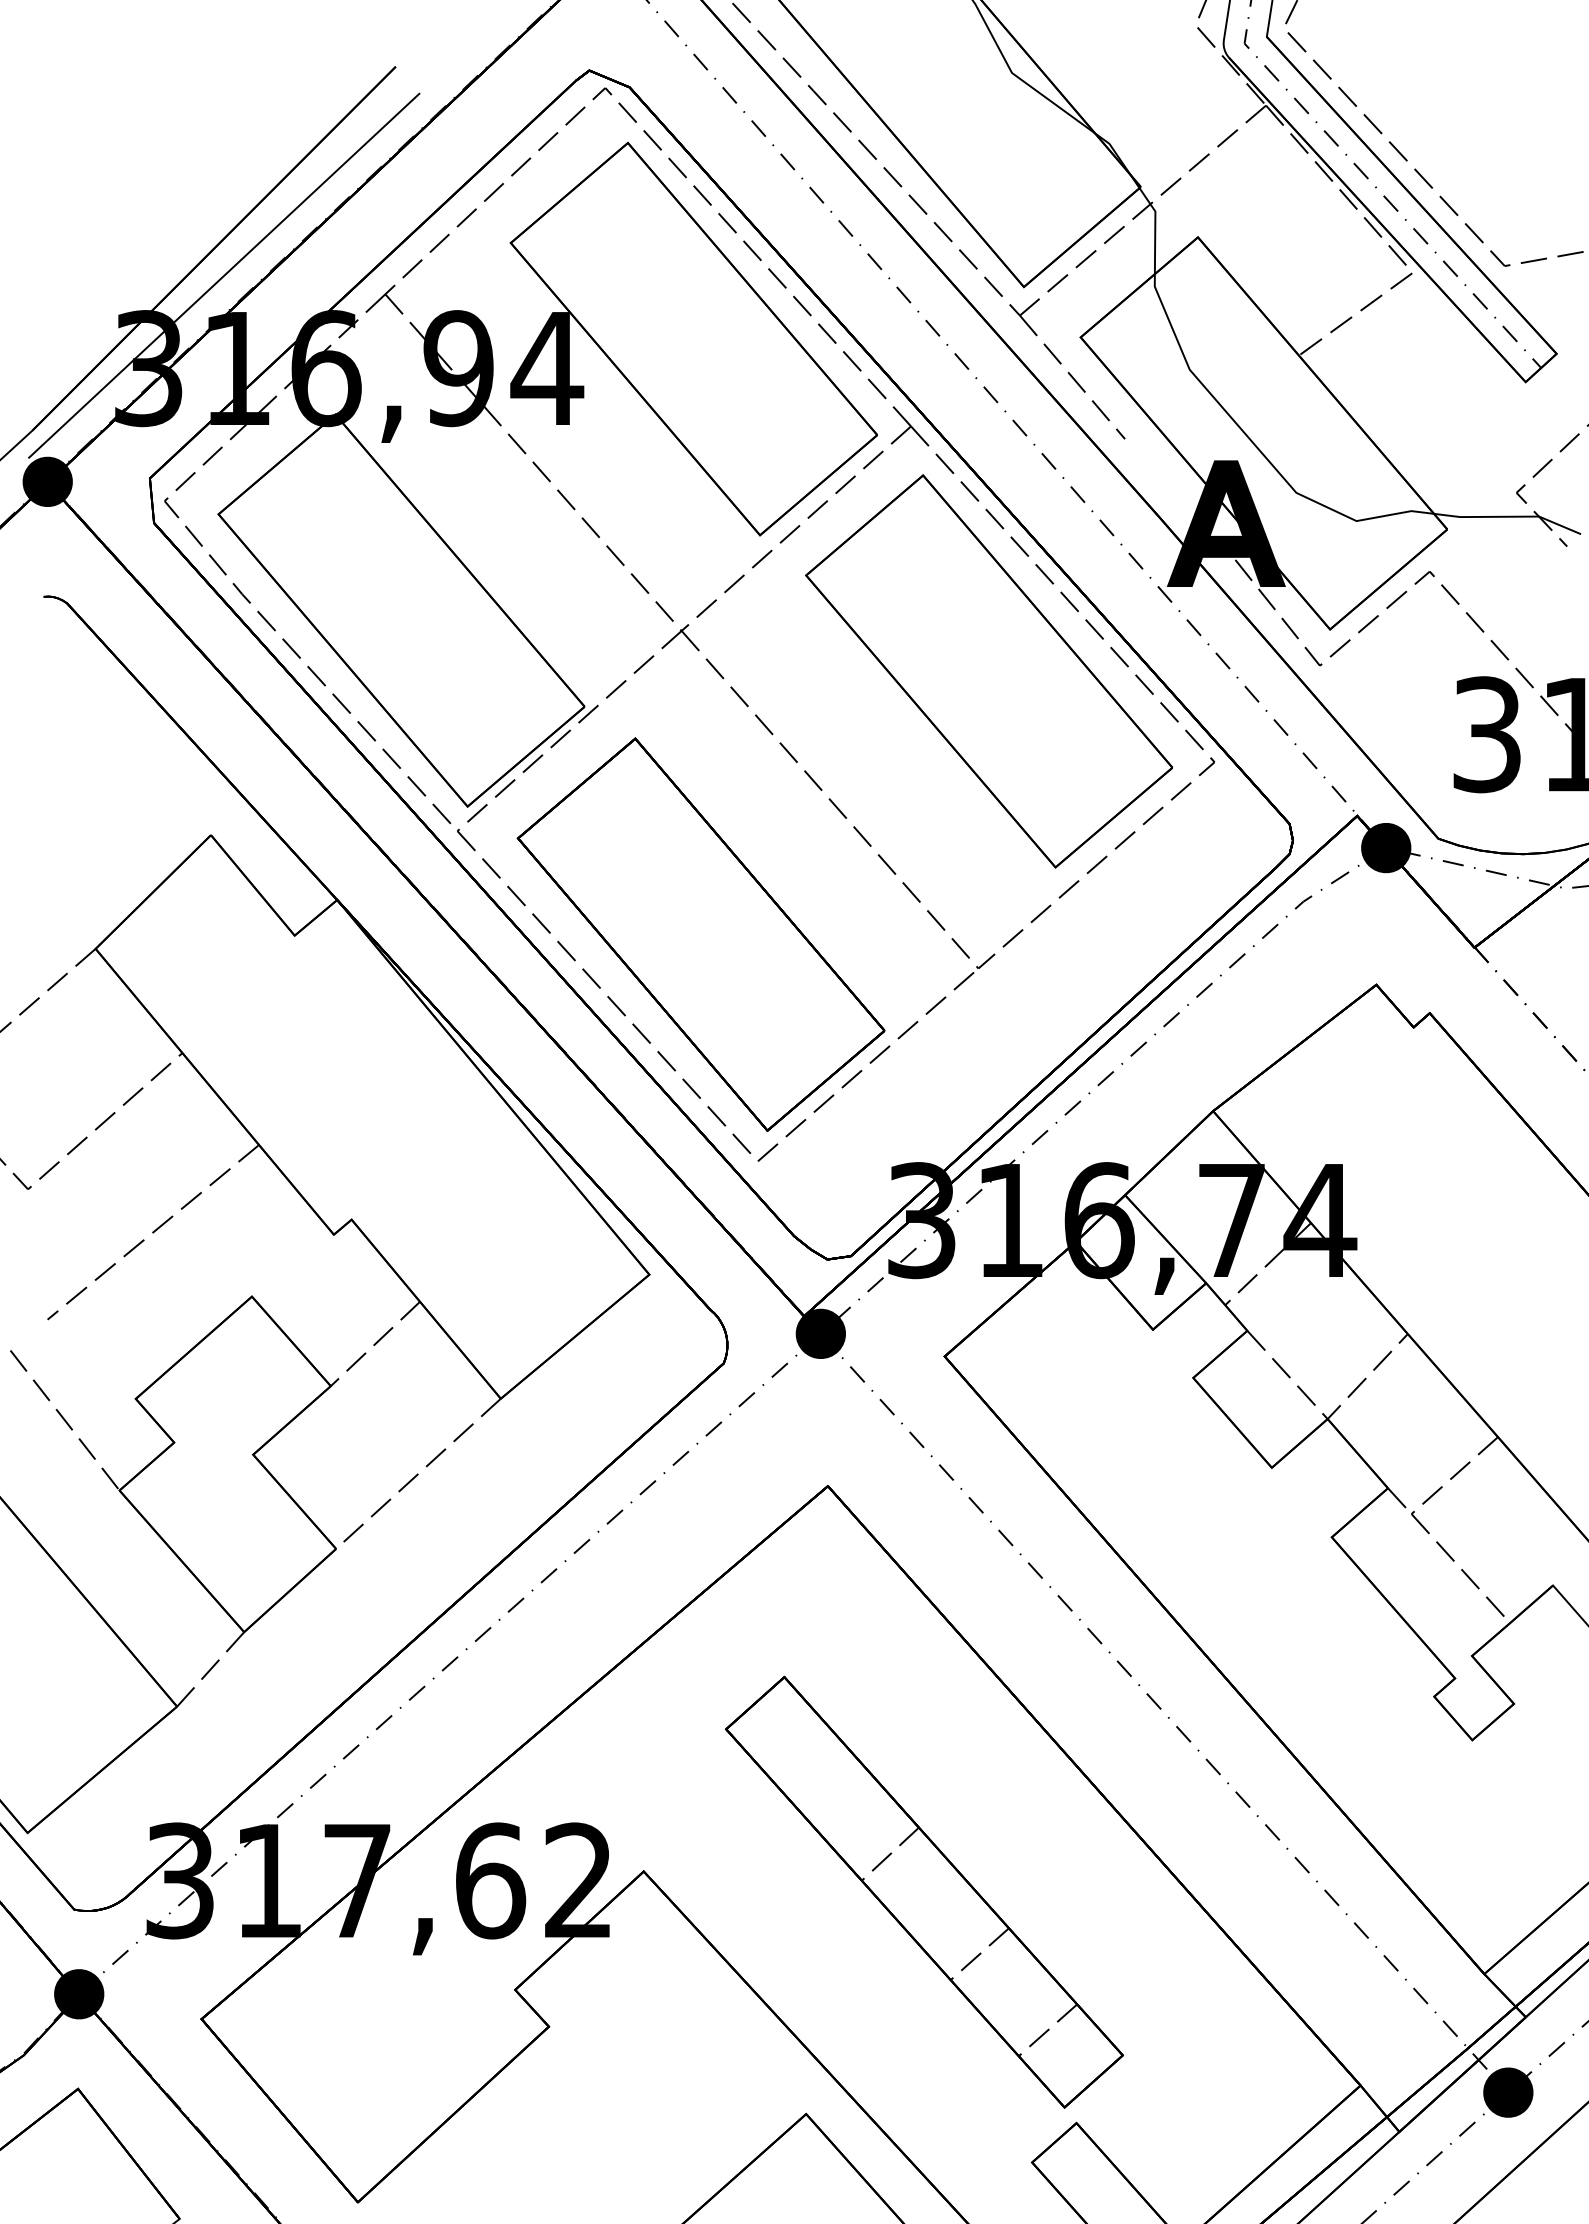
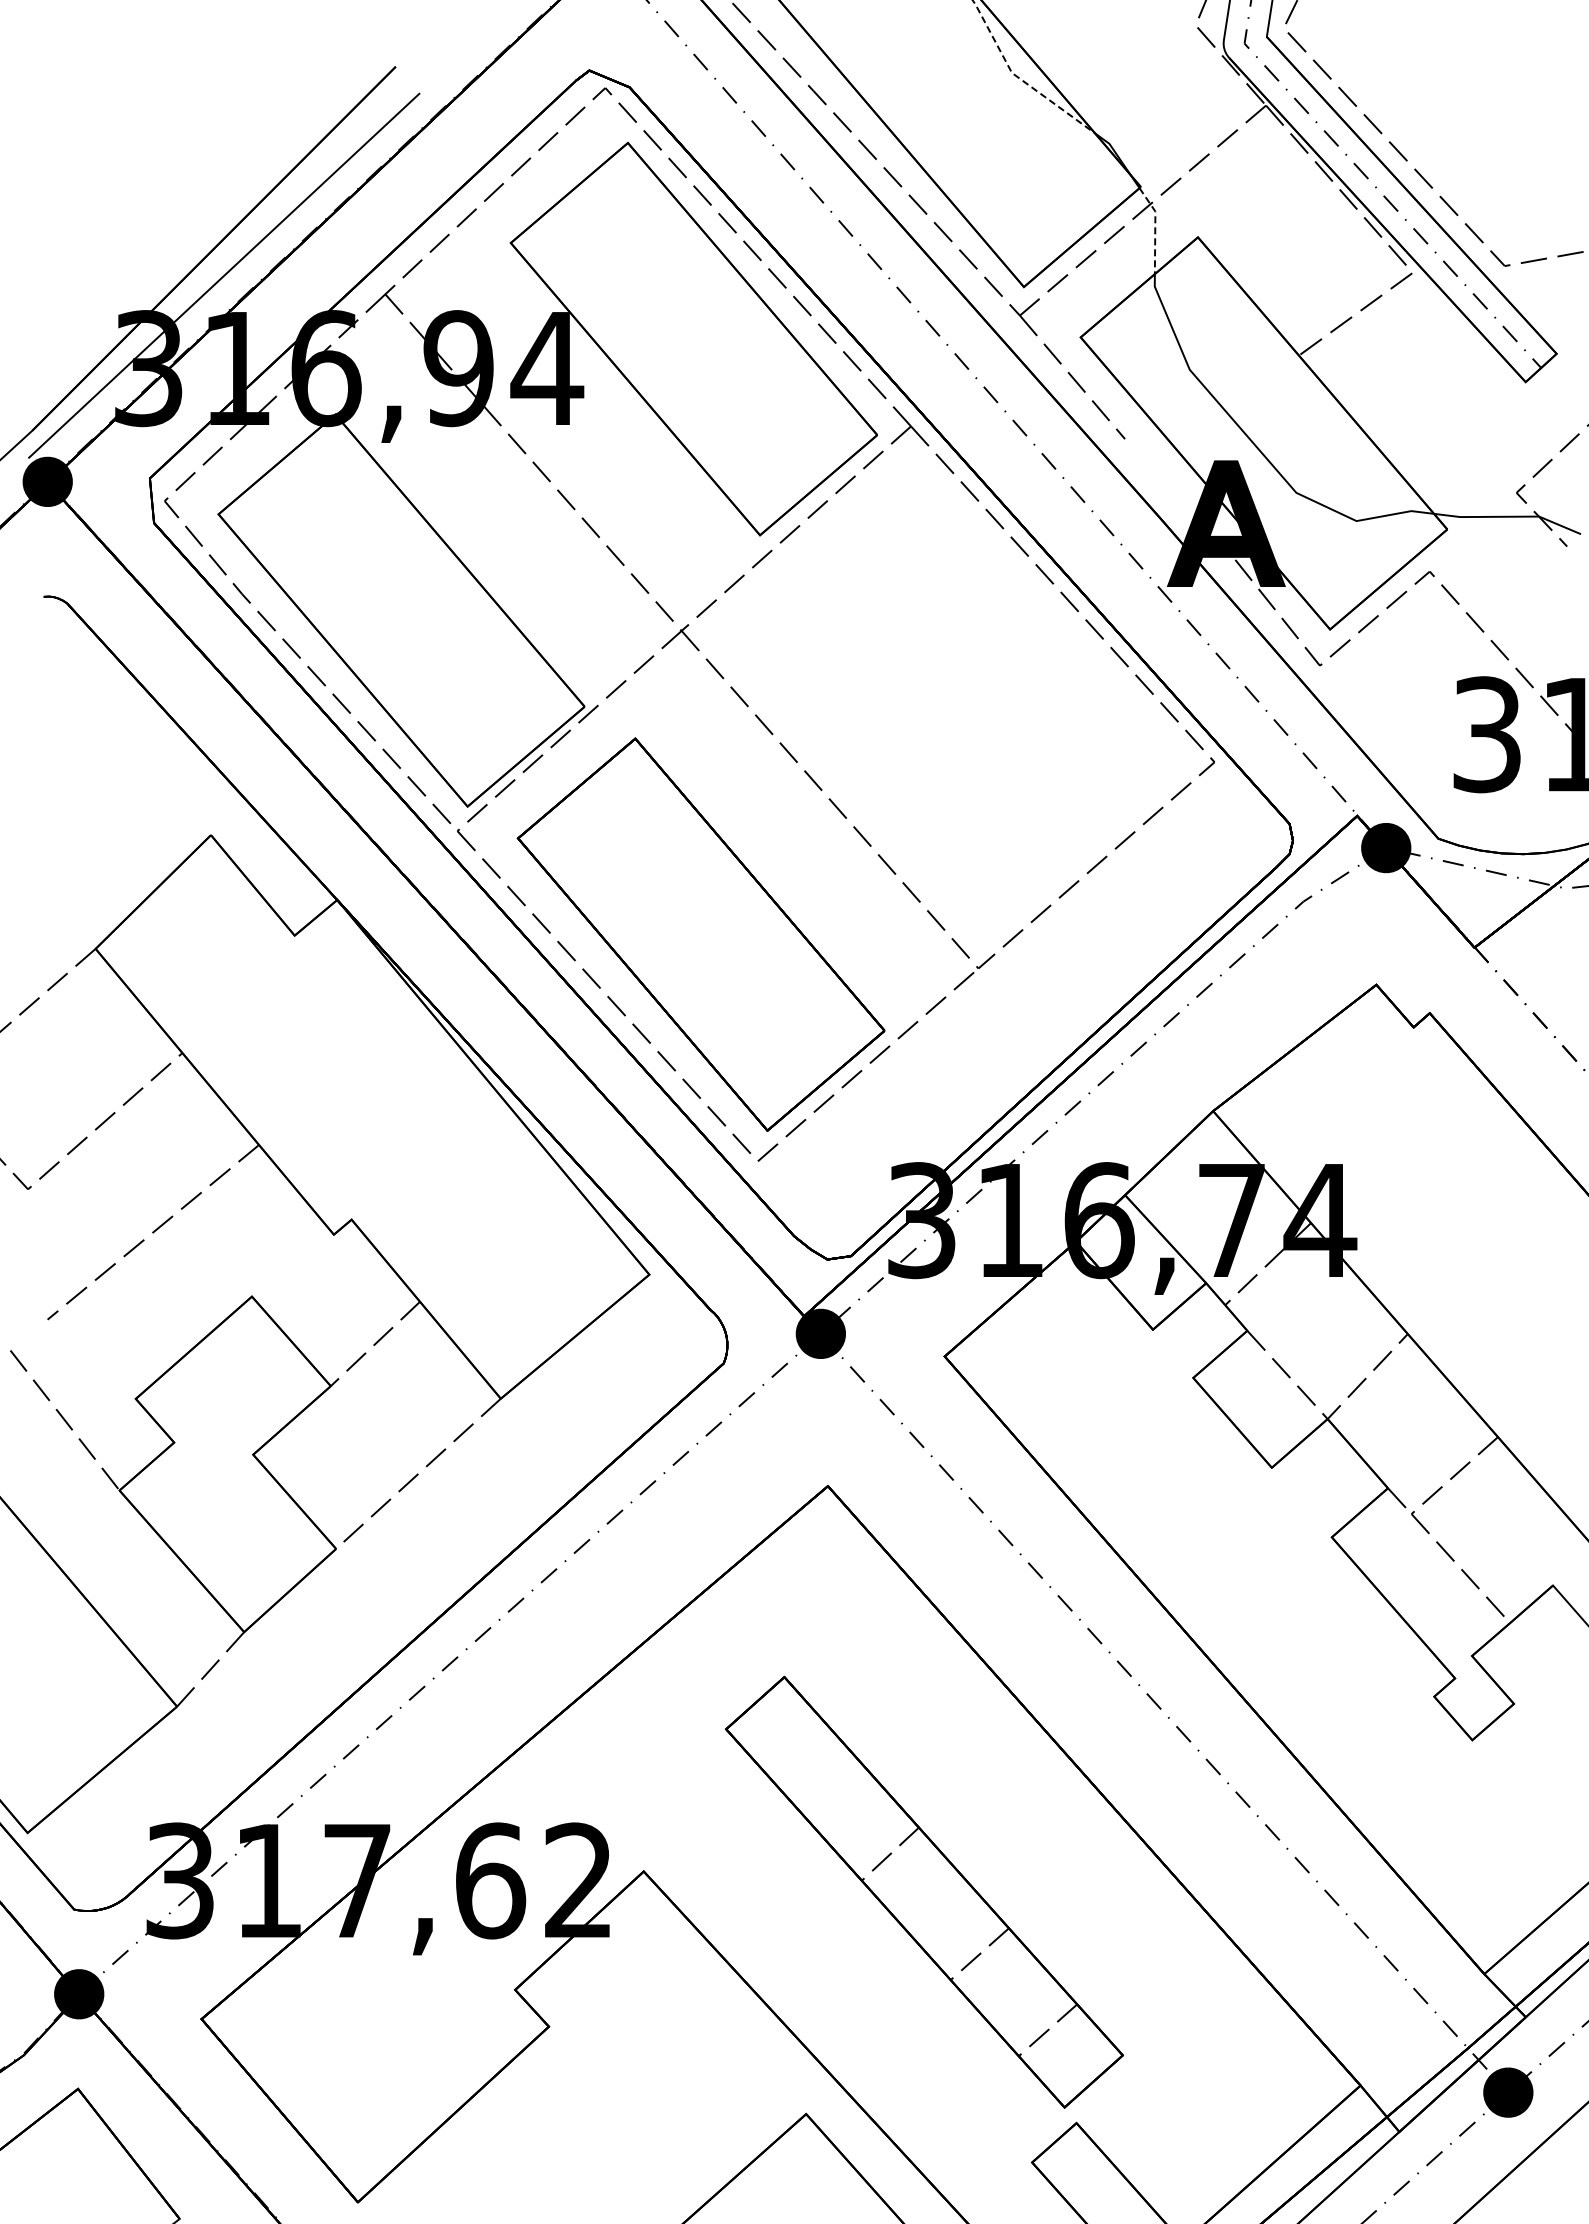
line: solid -> dashed (1019, 78)
line: solid -> dashed (1155, 228)
part: present -> none (988, 671)
